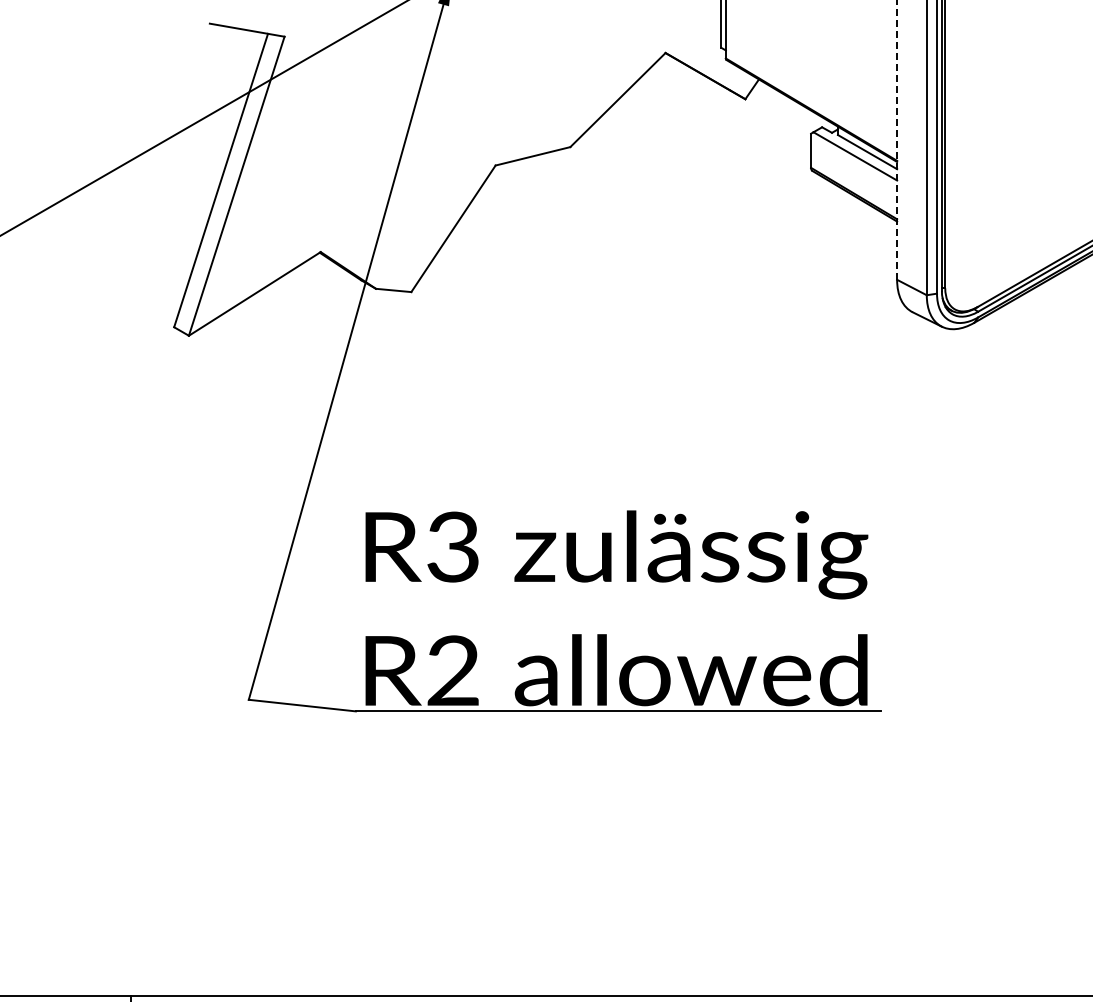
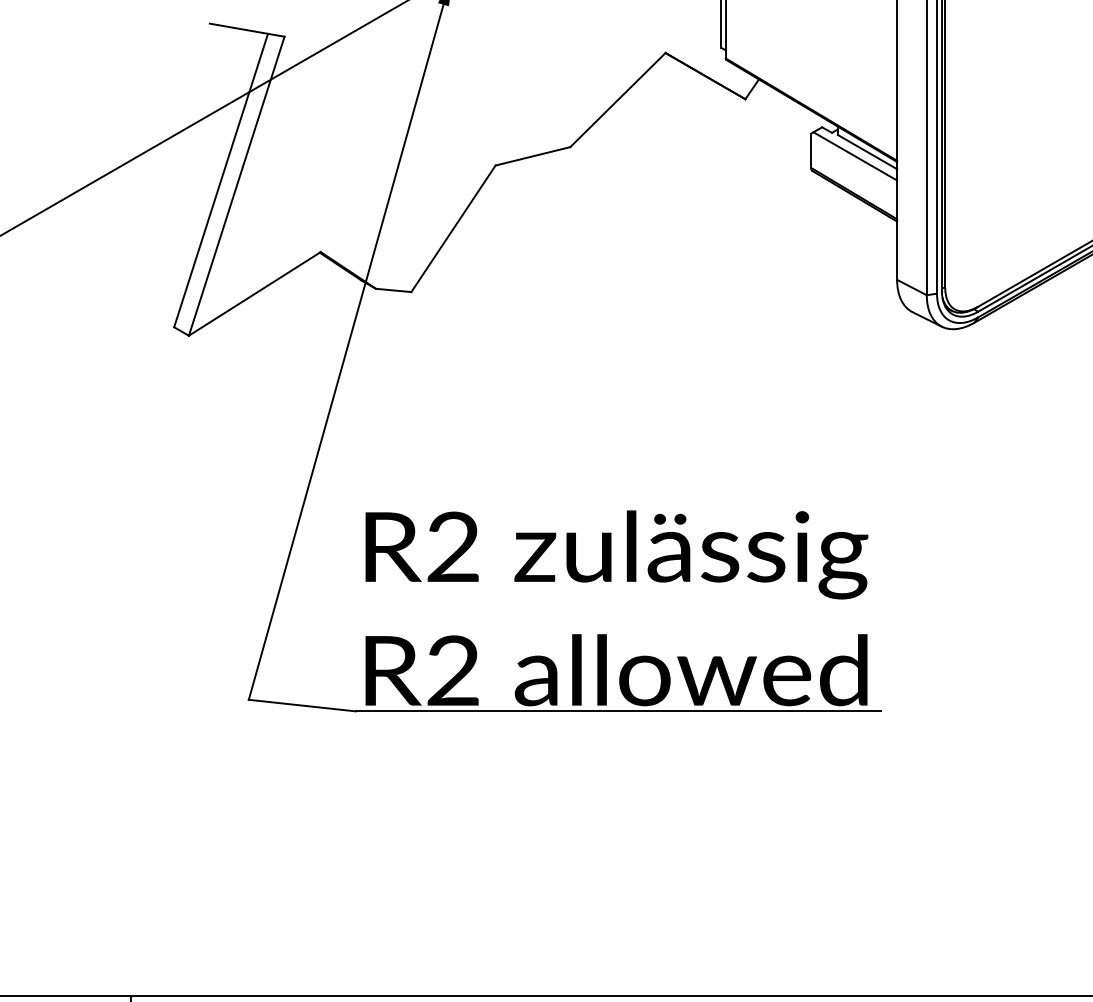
line: dashed -> solid (897, 139)
text: R3 -> R2 (452, 547)
